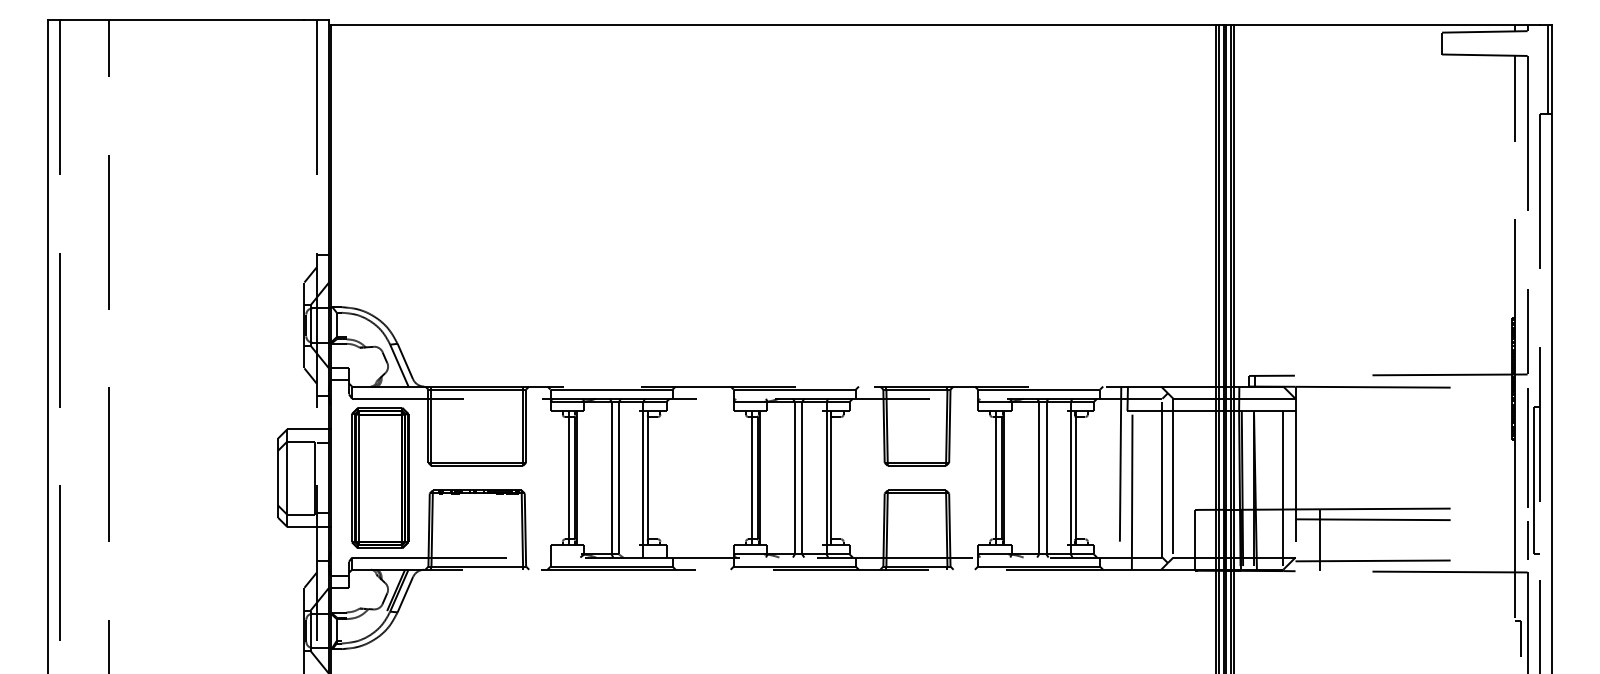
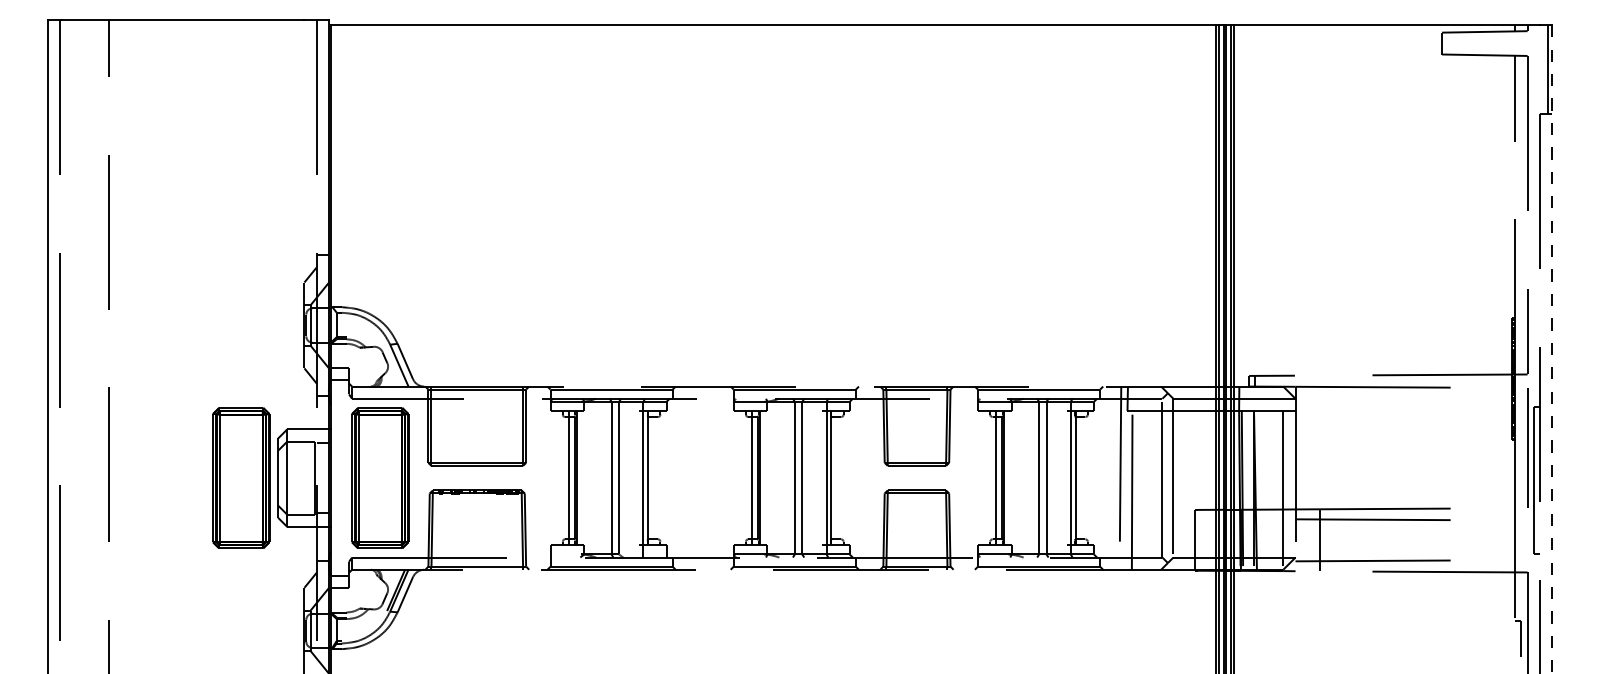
line: solid -> dashed (1552, 350)
part: none -> present (241, 477)
line: present -> none (1527, 540)
